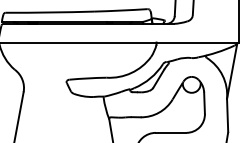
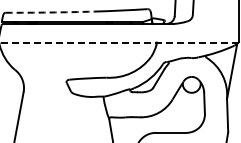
arc: solid -> dashed (49, 12)
line: solid -> dashed (118, 42)
